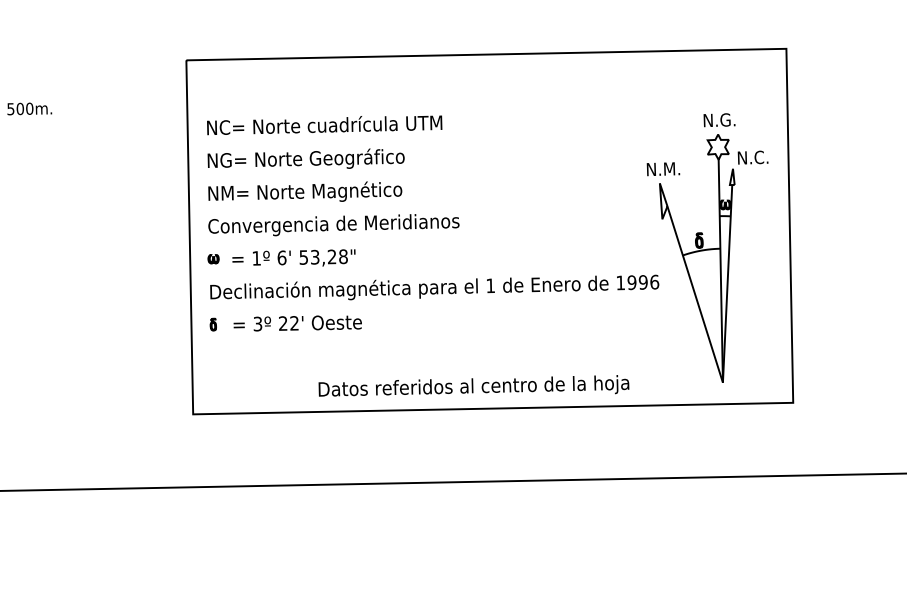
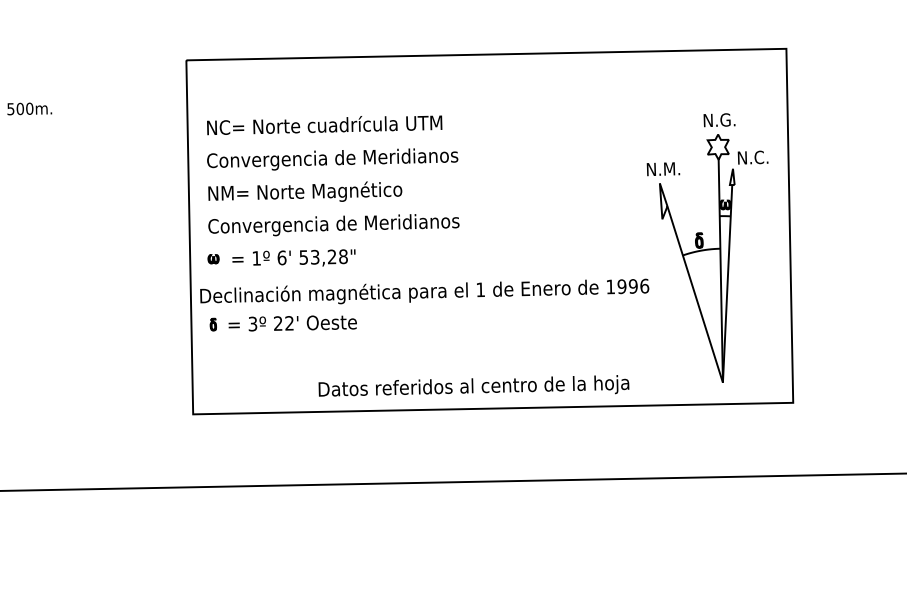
text: NG= Norte Geográfico -> Convergencia de Meridianos (332, 159)
text position: (434, 287) -> (424, 291) (424, 291)
text position: (297, 323) -> (292, 323) (292, 323)
